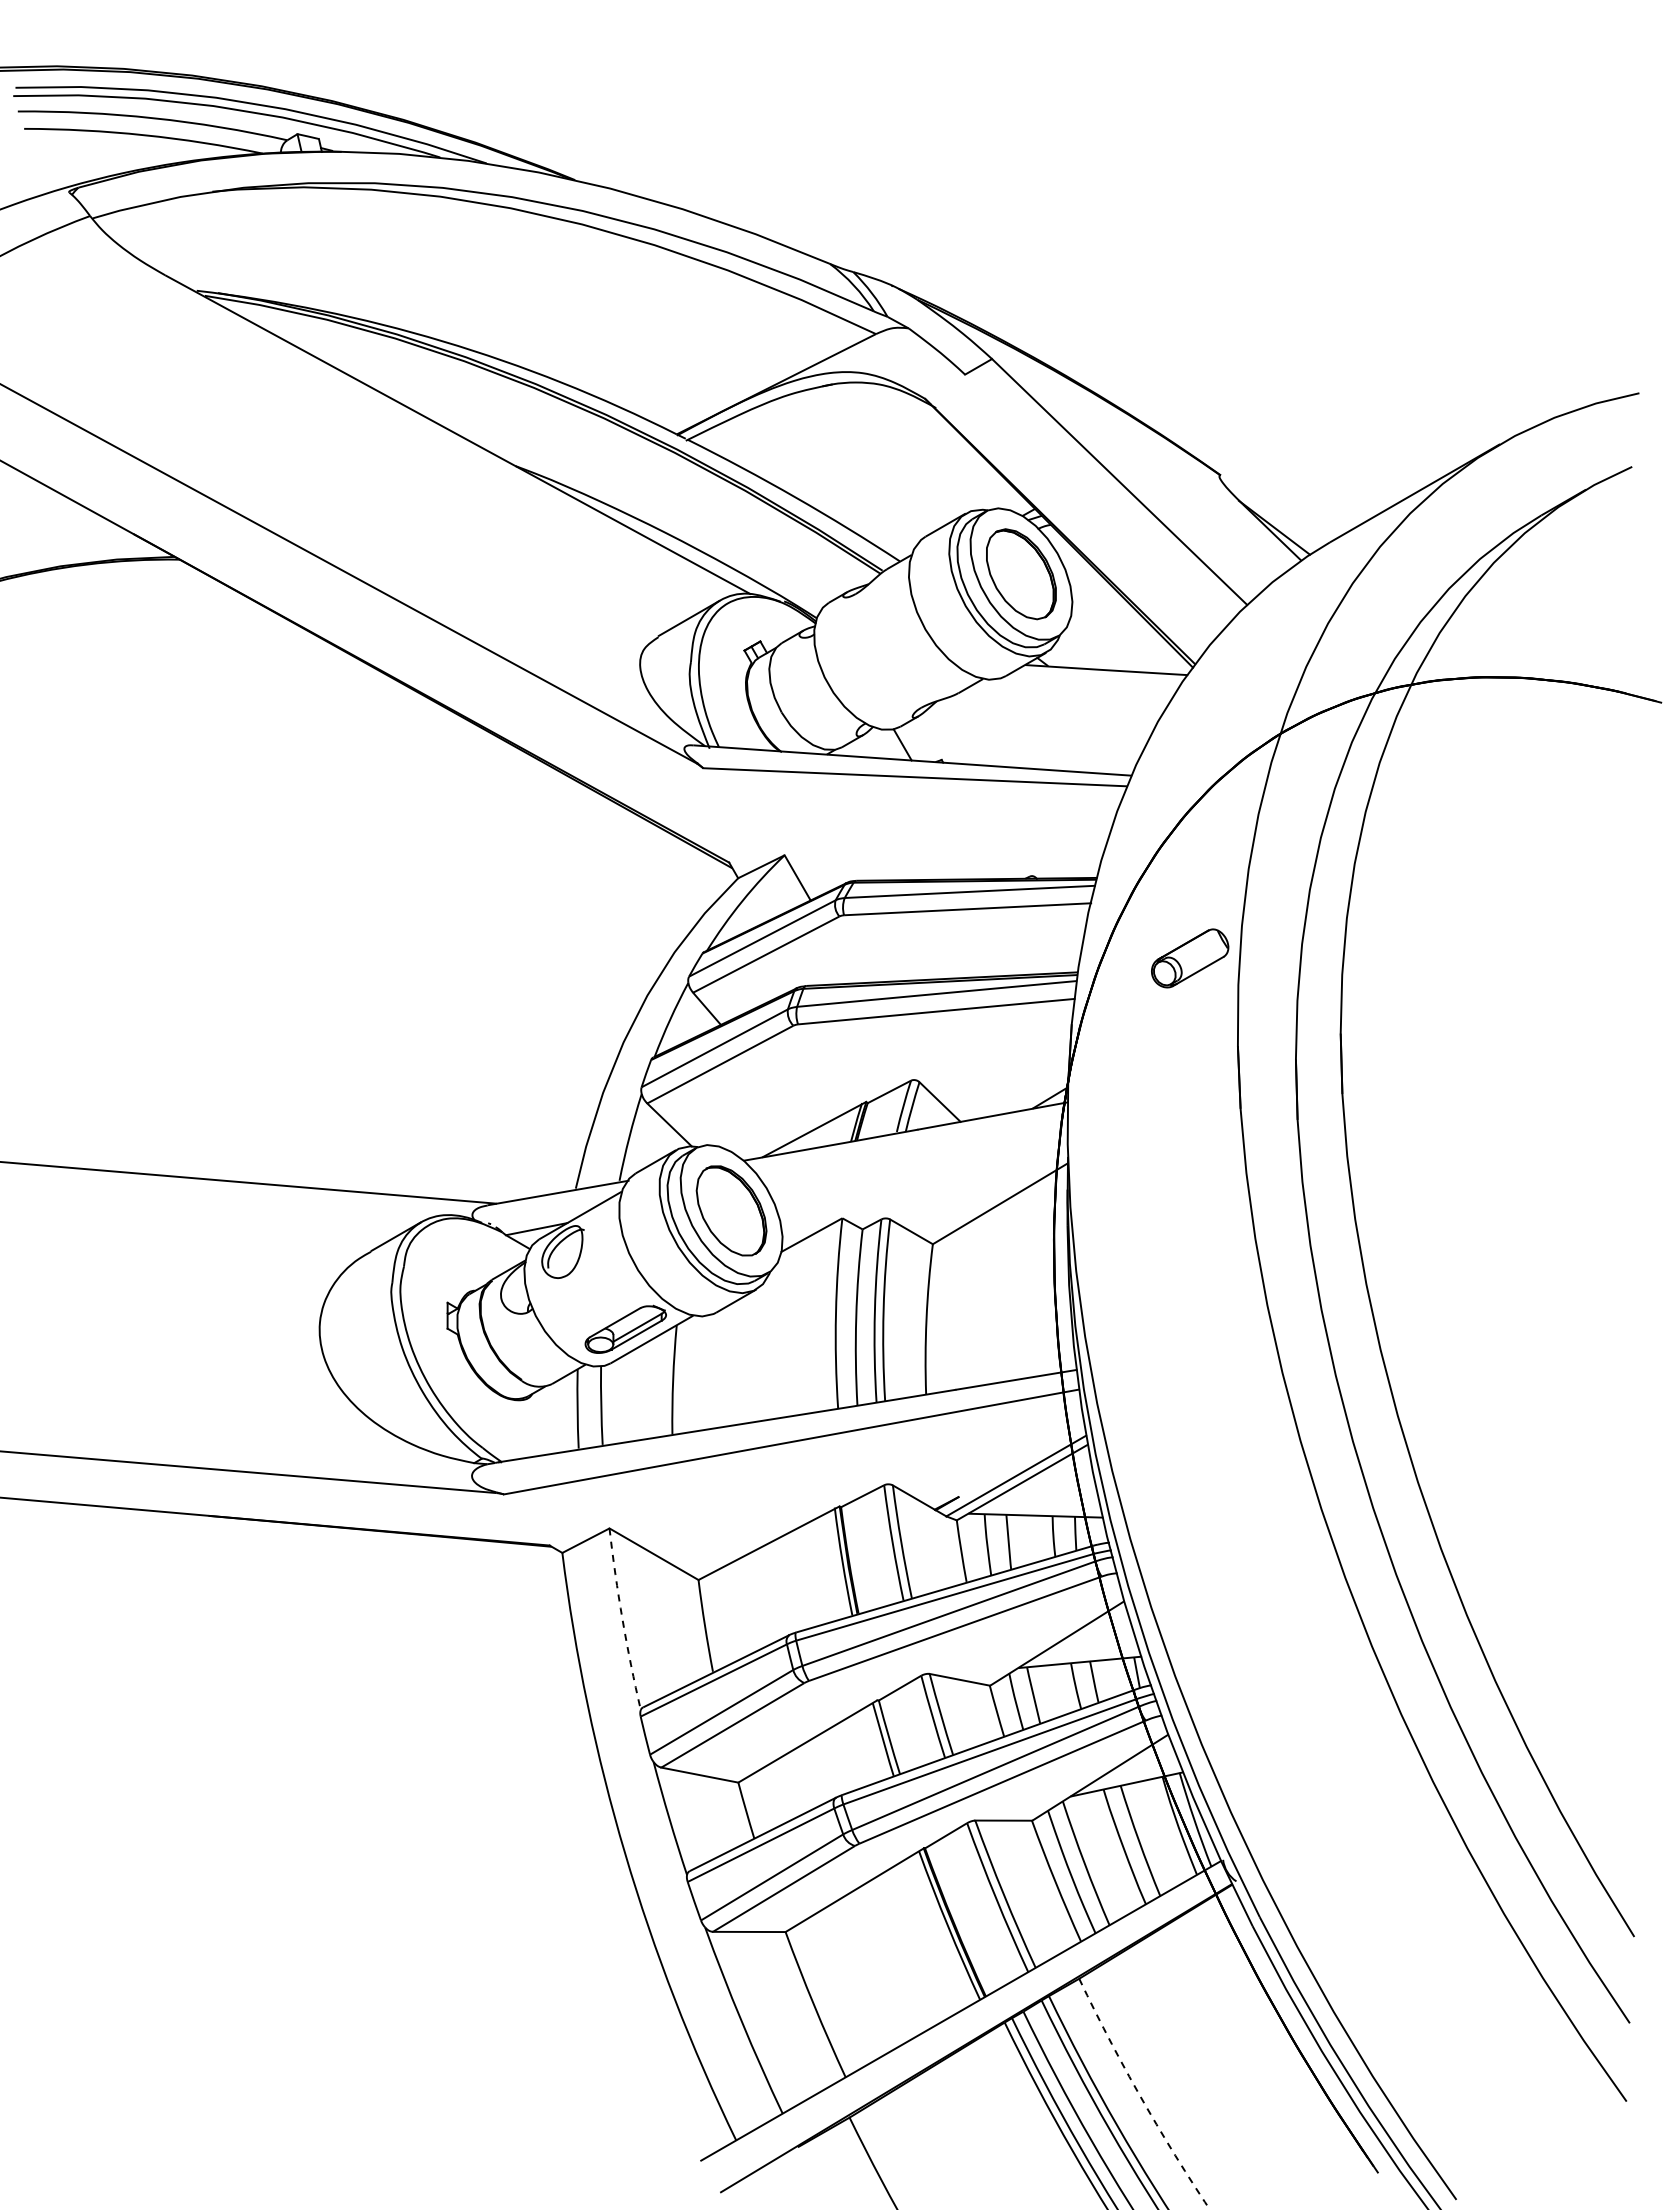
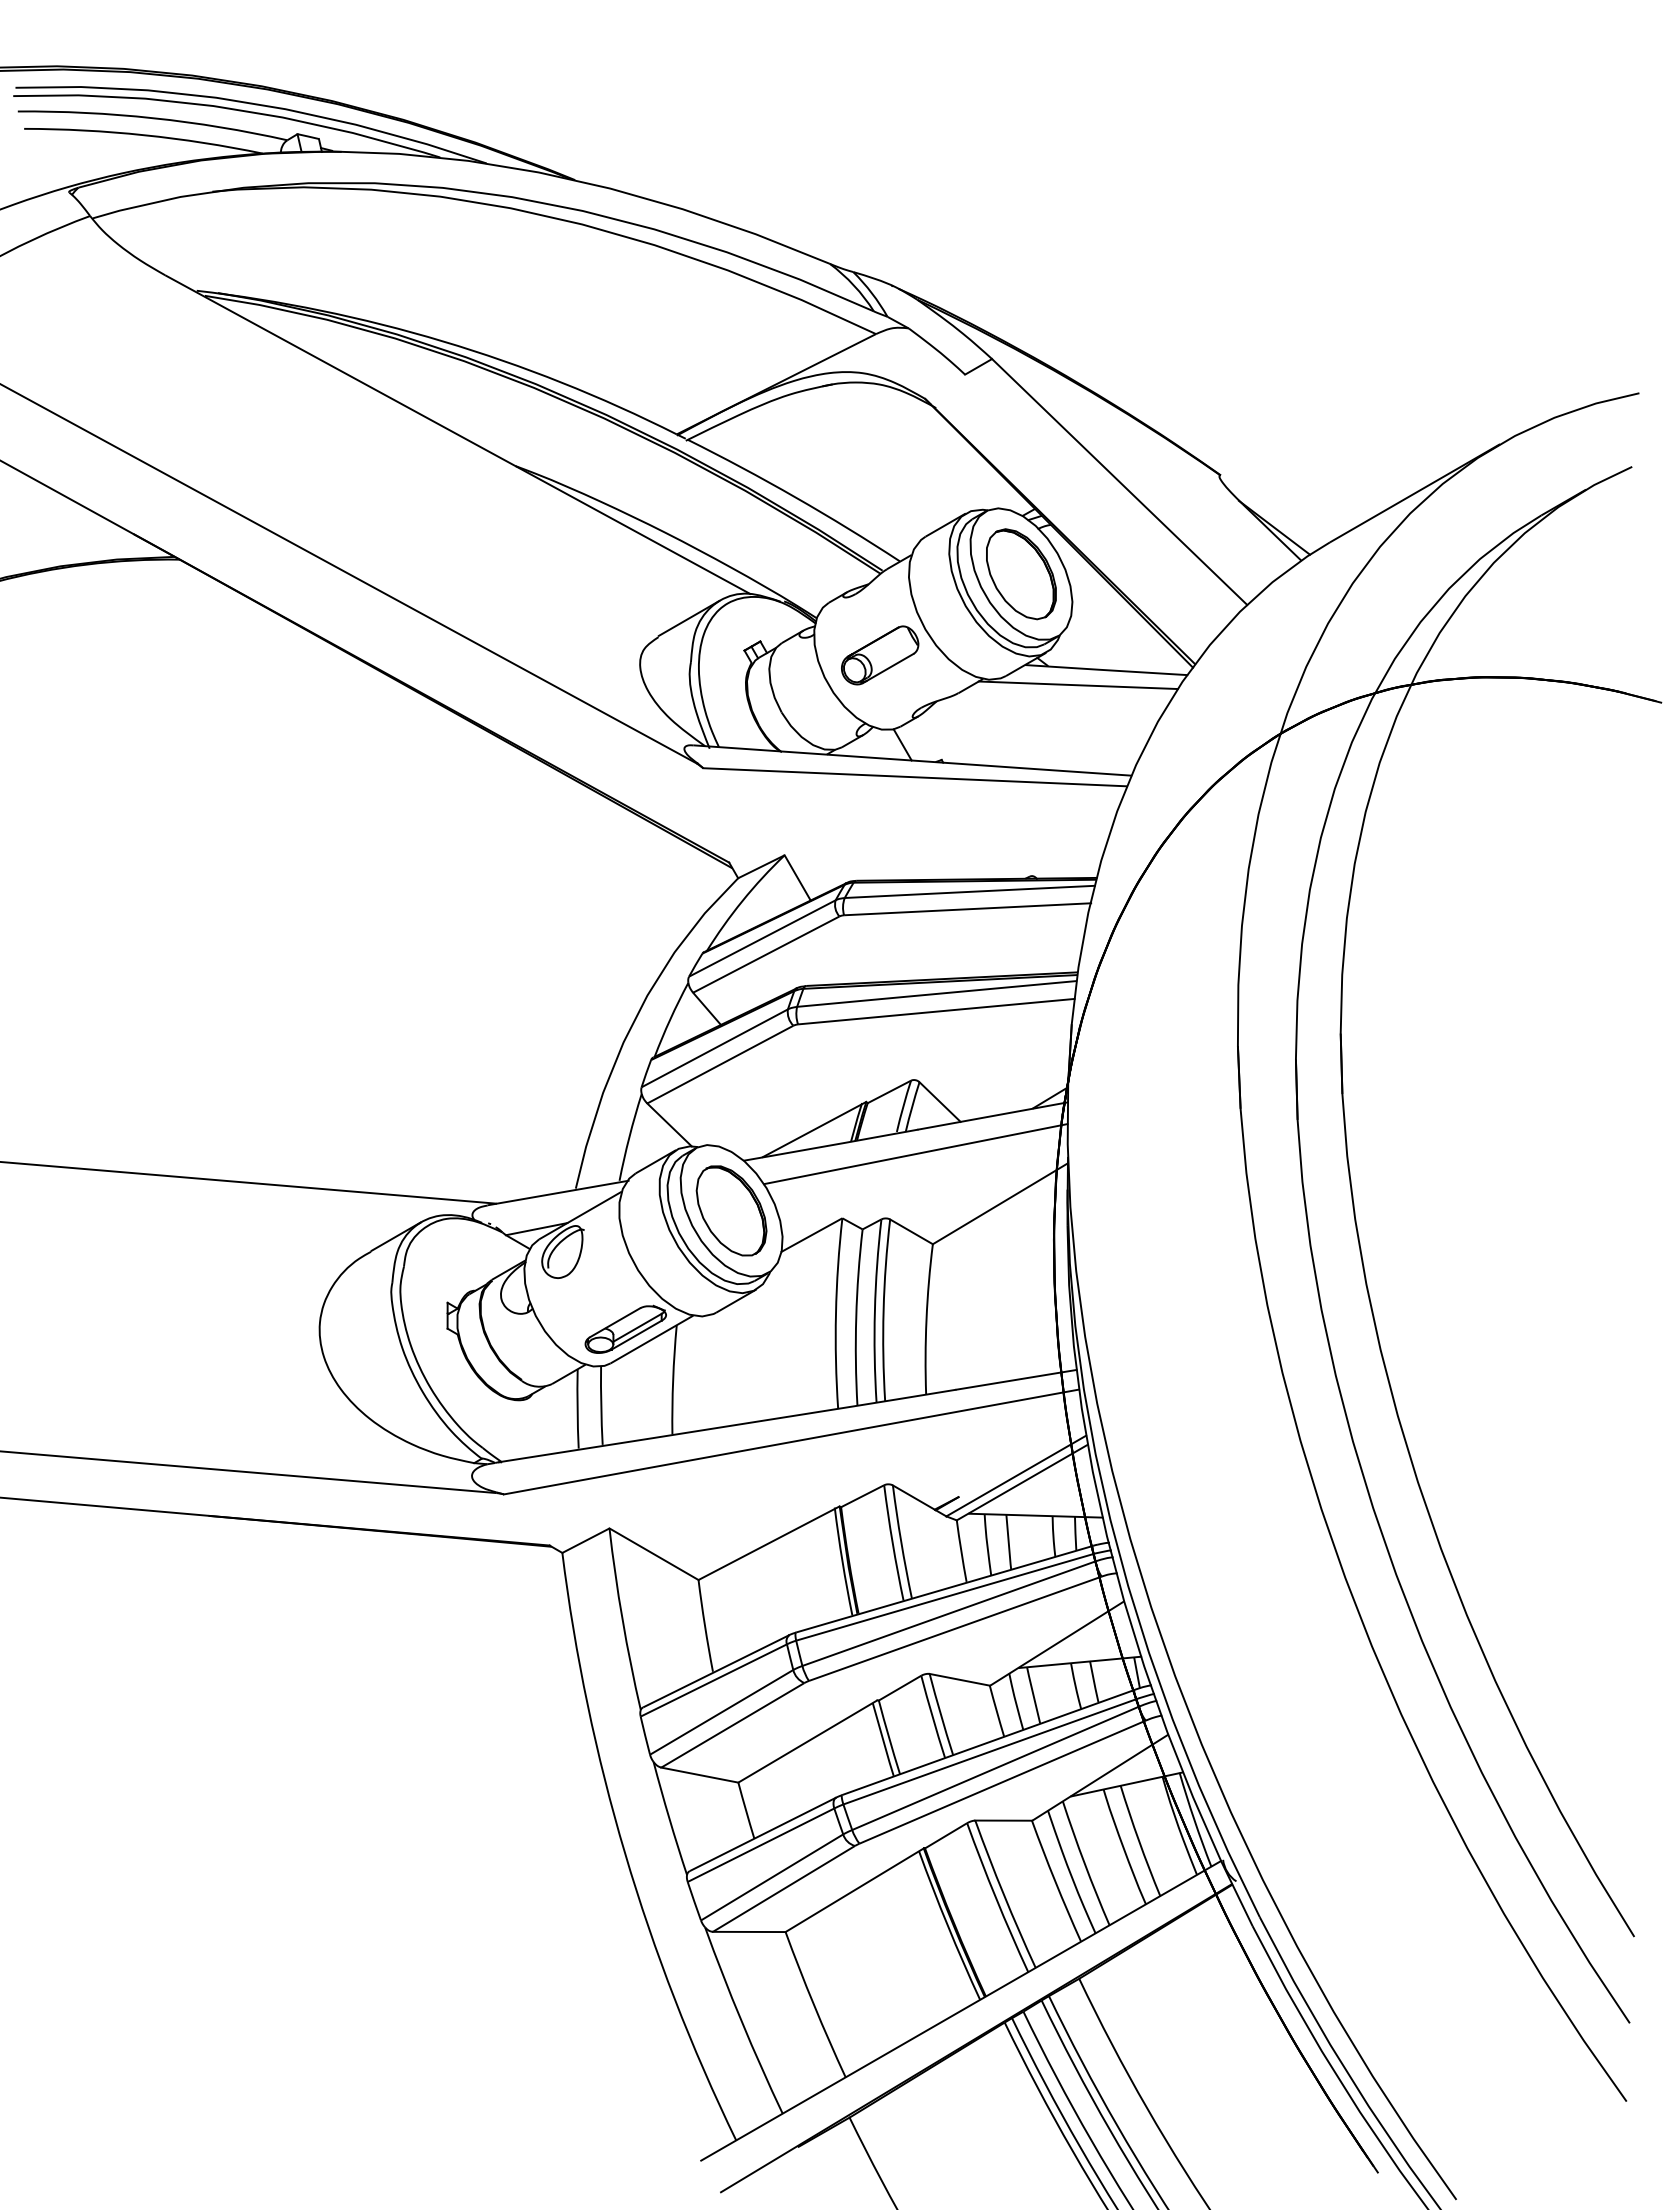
line: none -> present (1077, 685)
part position: (1190, 958) -> (880, 655) (880, 655)
line: none -> present (915, 1154)
arc: dashed -> solid (622, 1619)
arc: dashed -> solid (1140, 2097)
